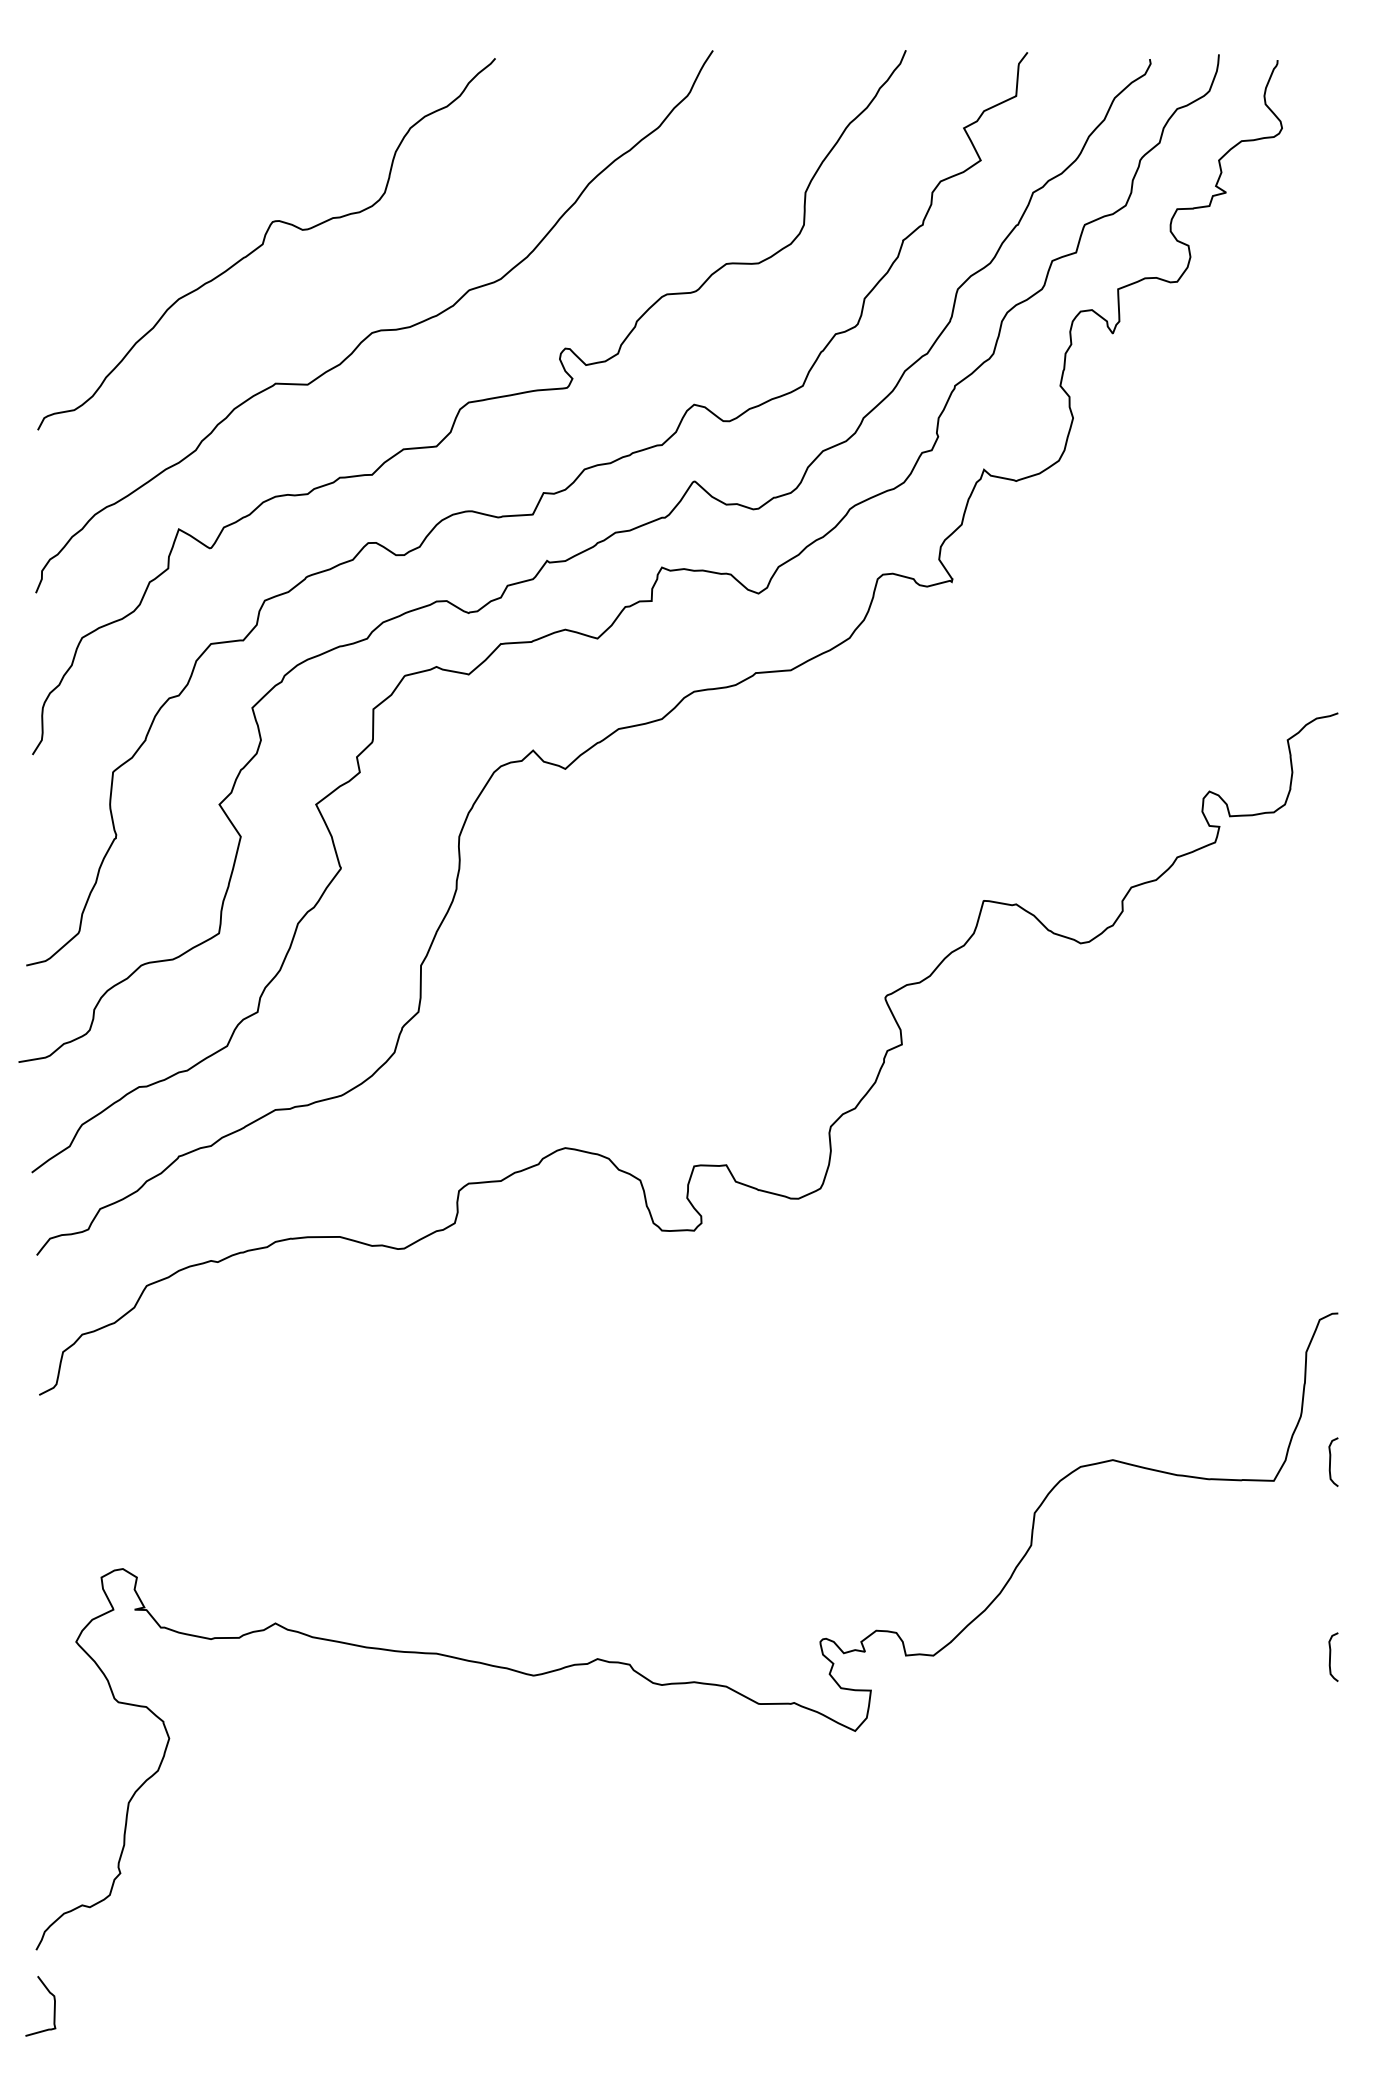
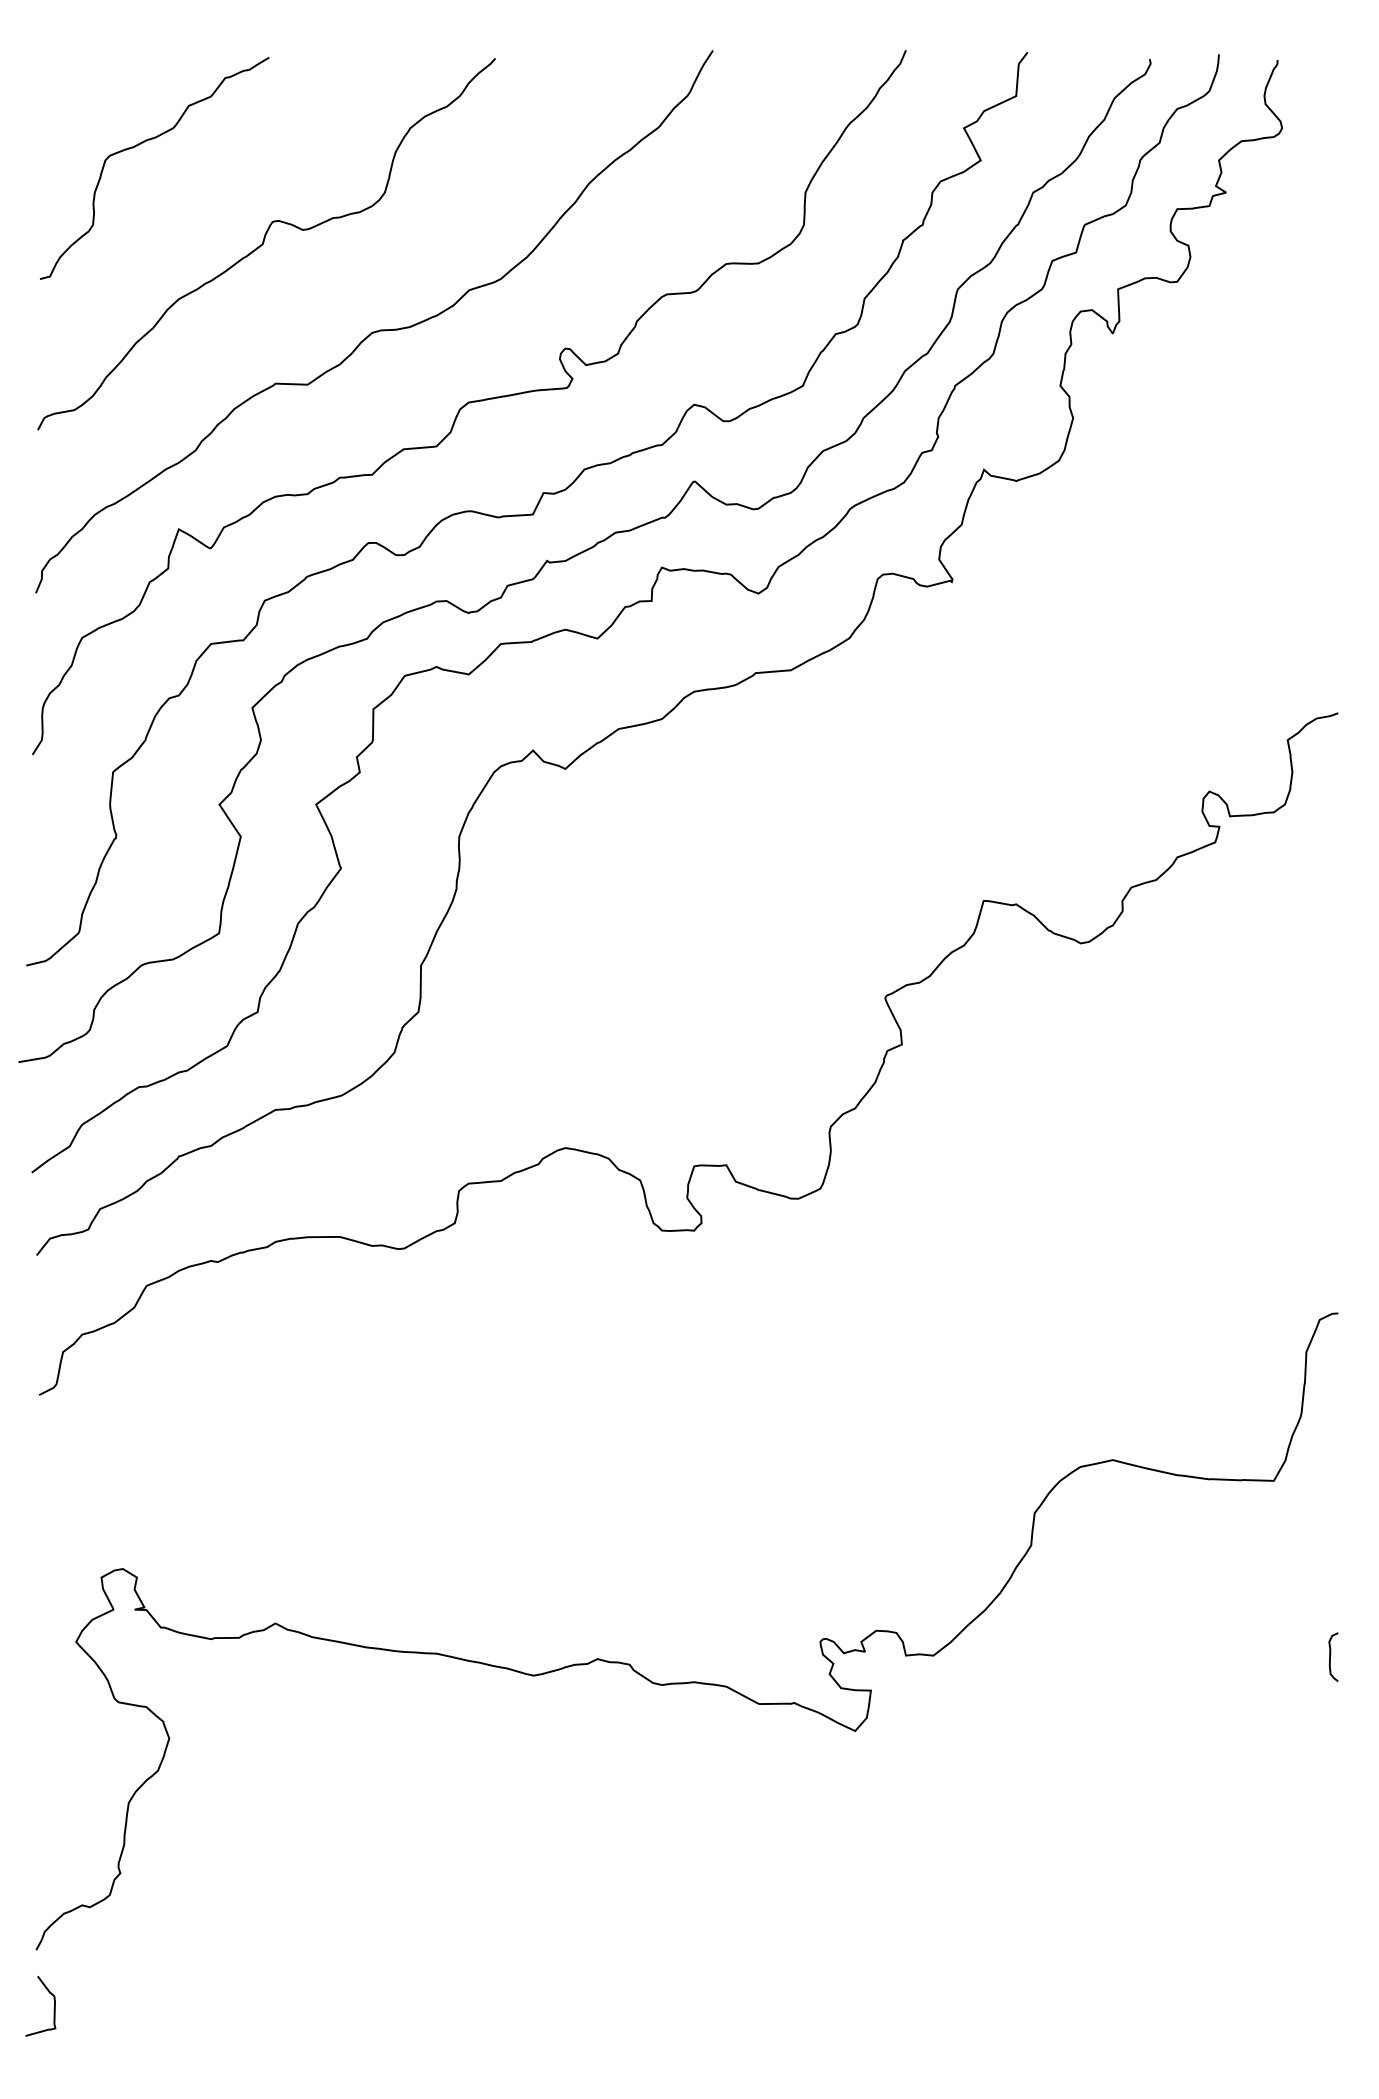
curve: none -> present (141, 144)
curve: present -> none (1331, 1459)
